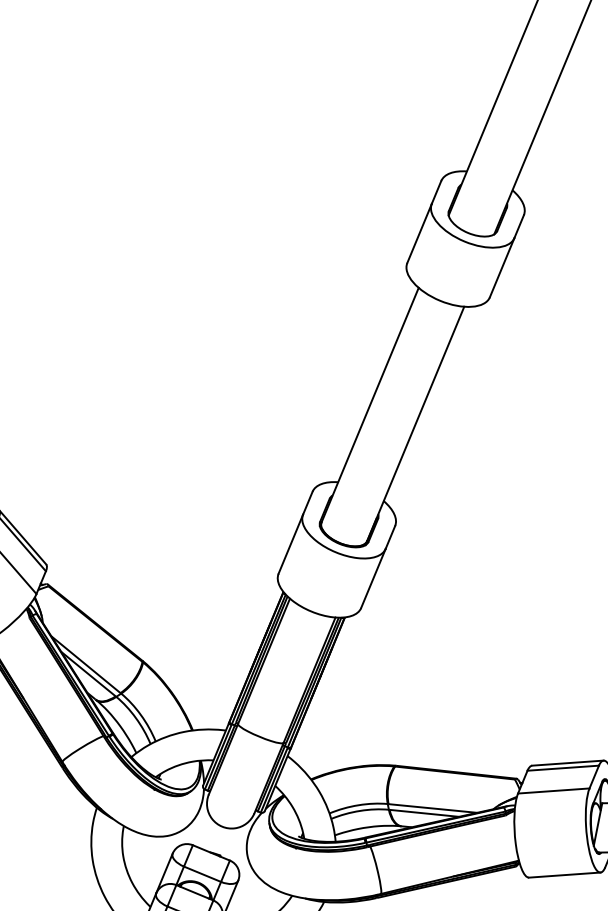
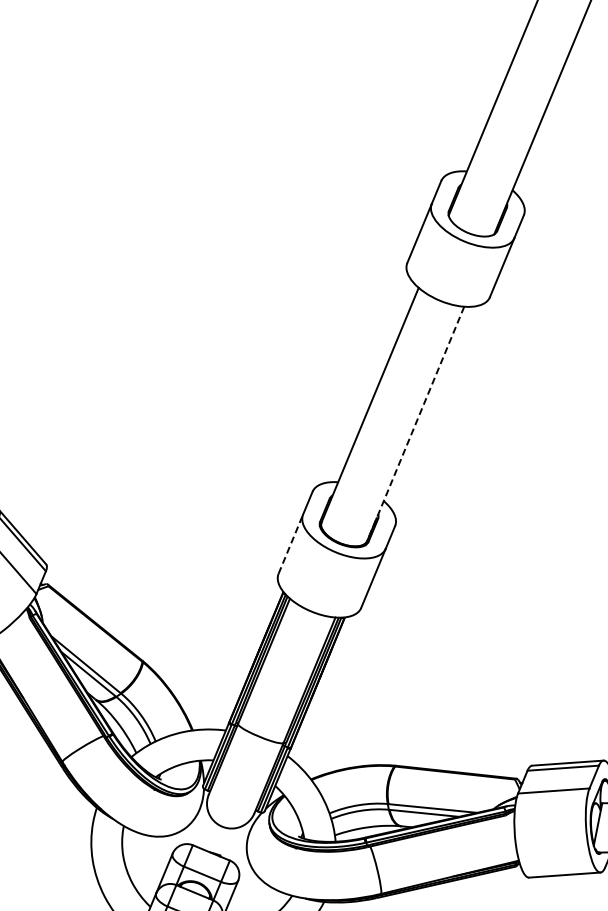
line: solid -> dashed (415, 423)
line: solid -> dashed (291, 543)
